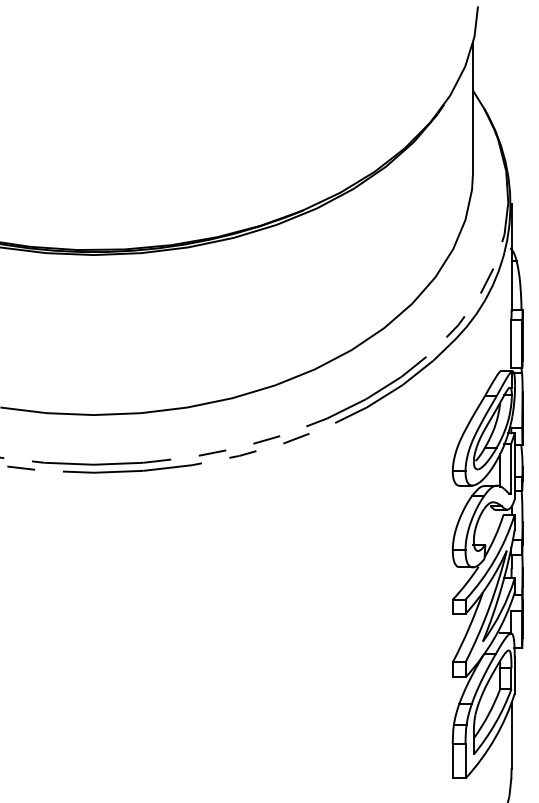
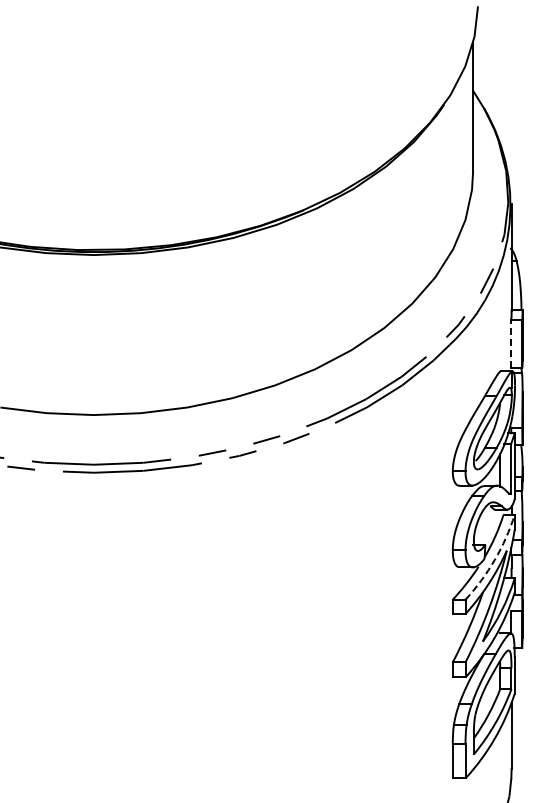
line: solid -> dashed (511, 344)
arc: solid -> dashed (494, 559)
